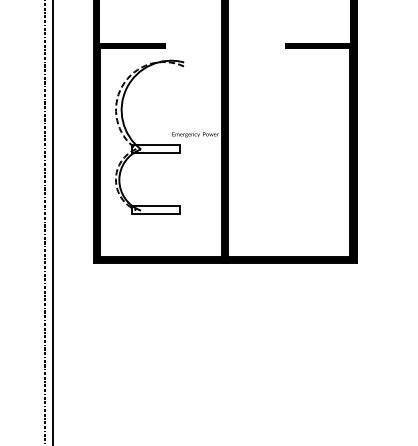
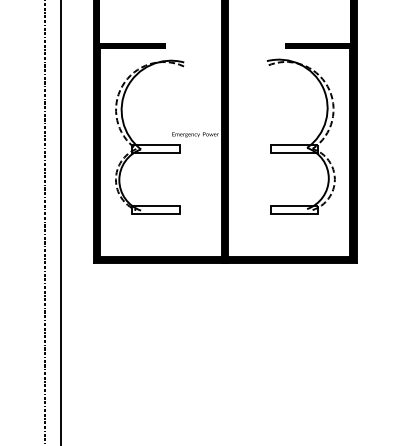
part: none -> present (300, 144)
line position: (53, 222) -> (61, 222) (61, 222)
